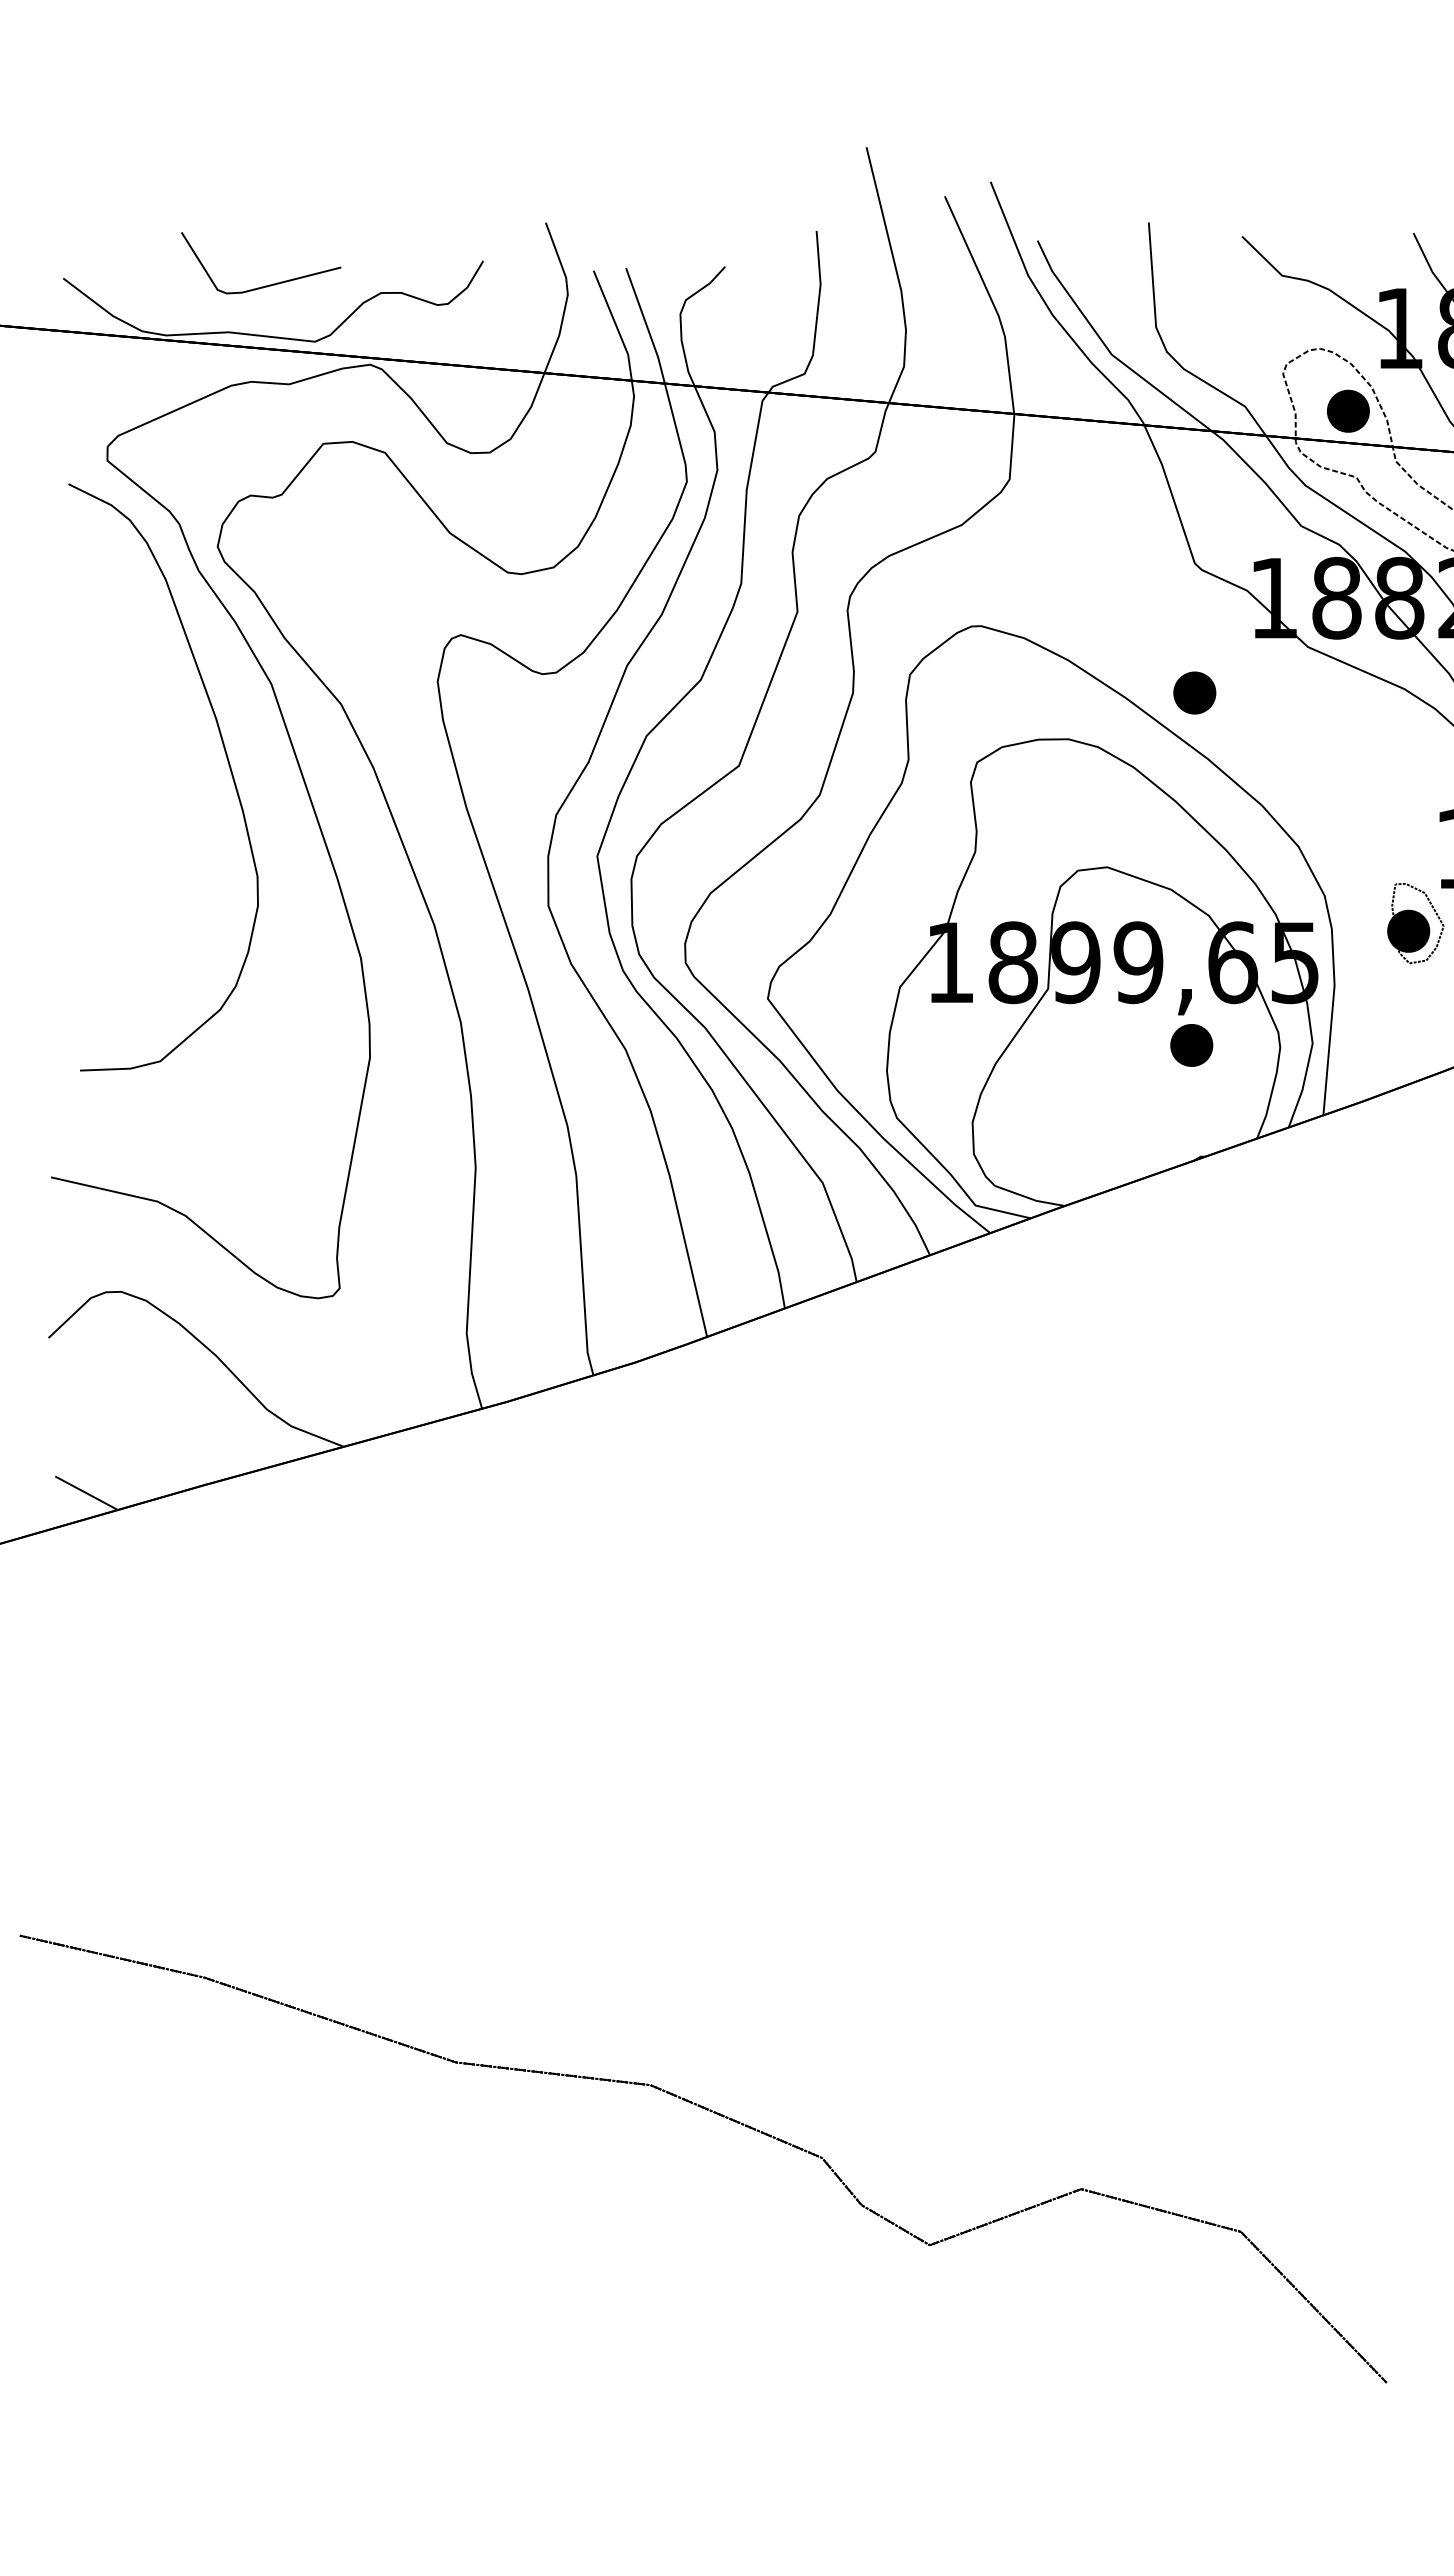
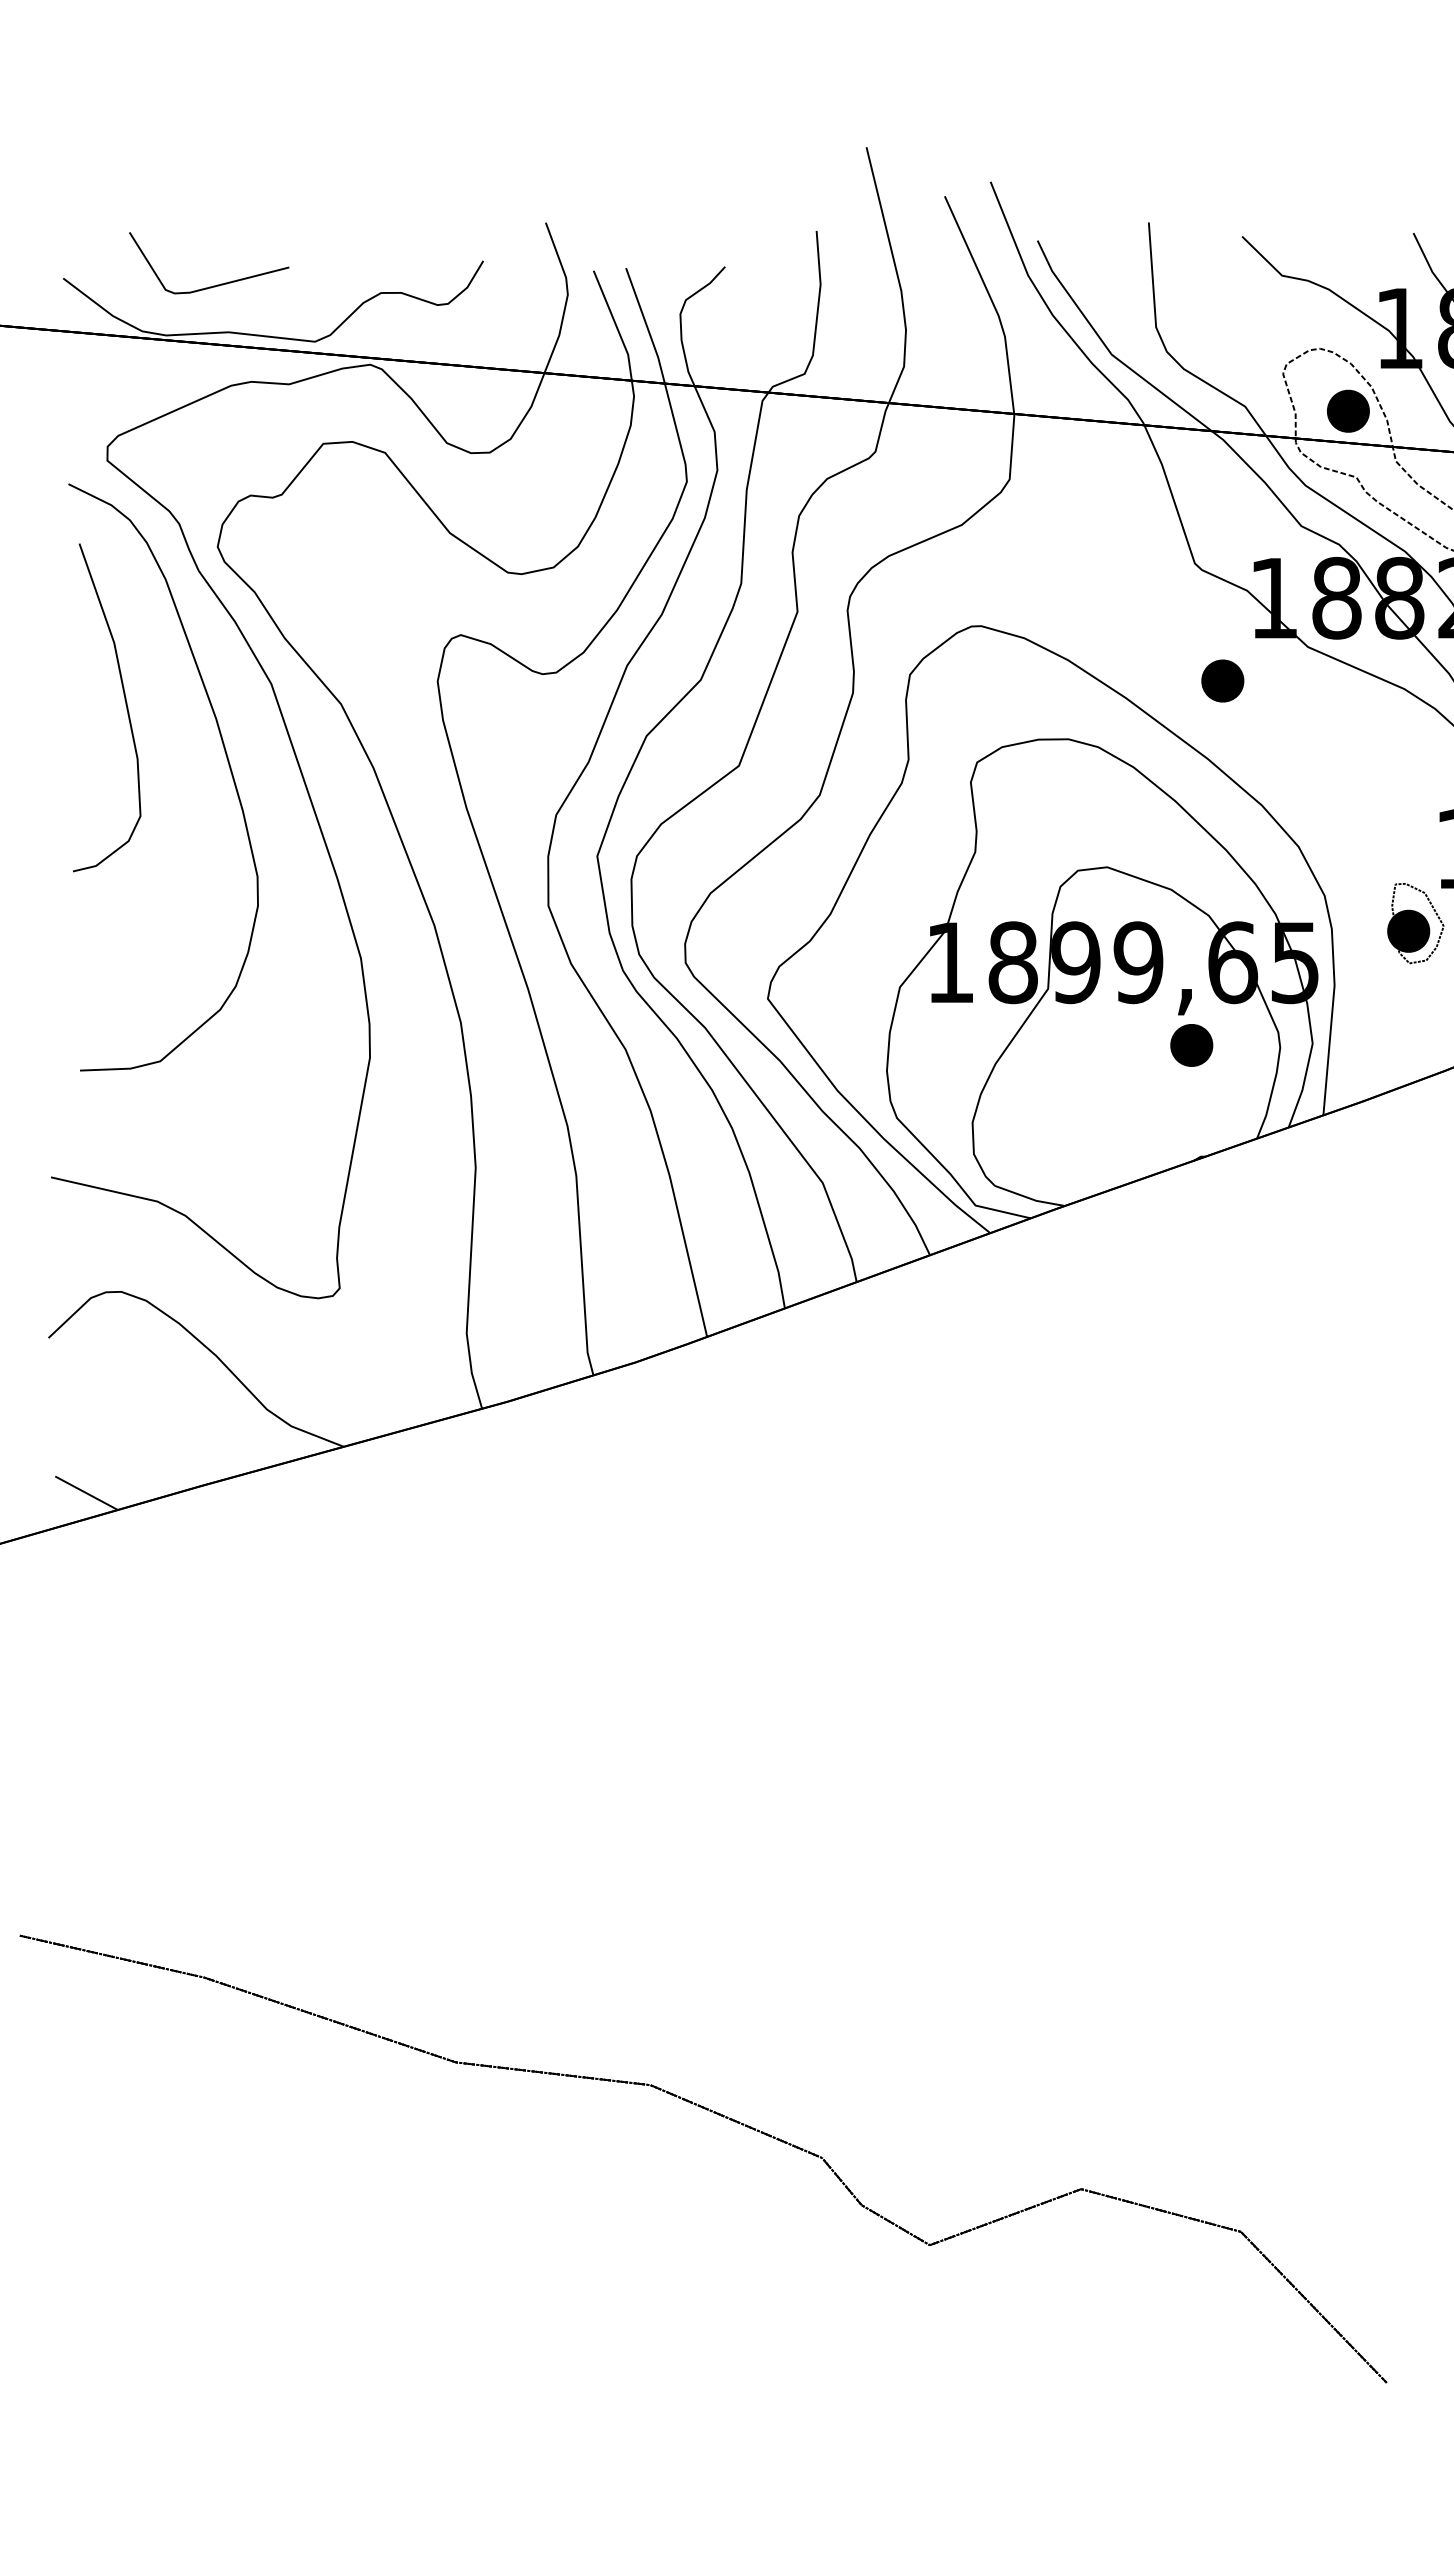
line position: (265, 285) -> (213, 285) (213, 285)
part position: (1194, 692) -> (1222, 680) (1222, 680)
curve: none -> present (125, 705)
